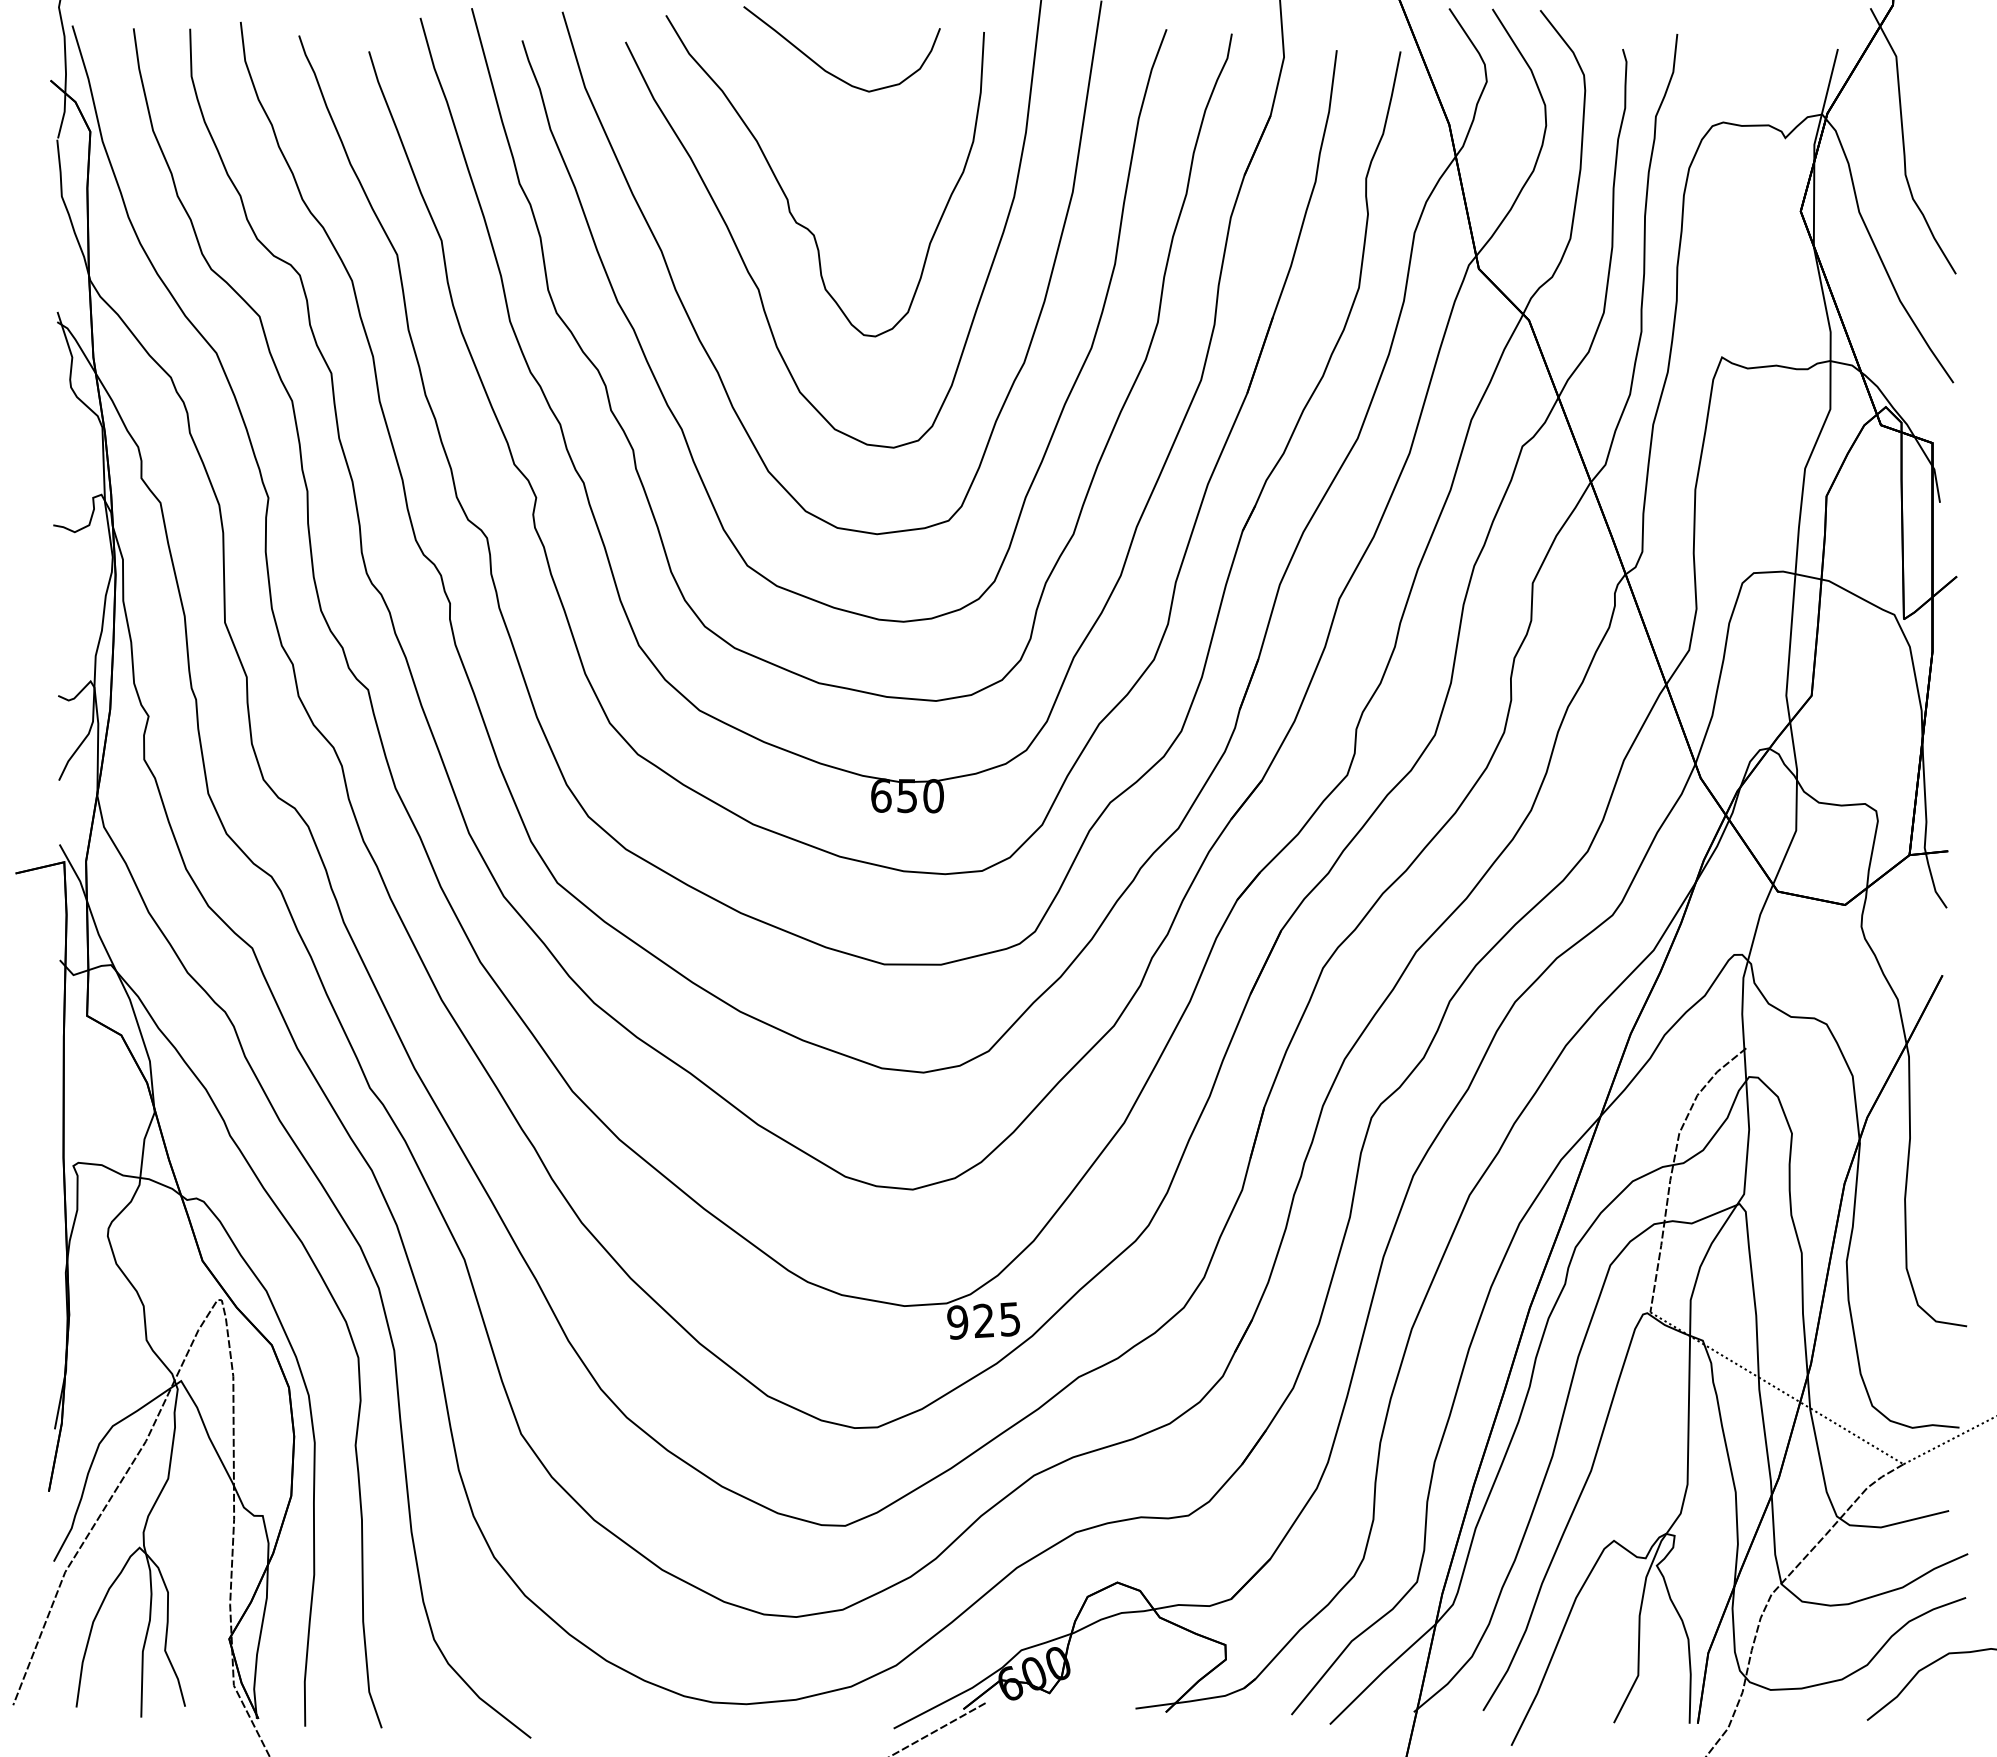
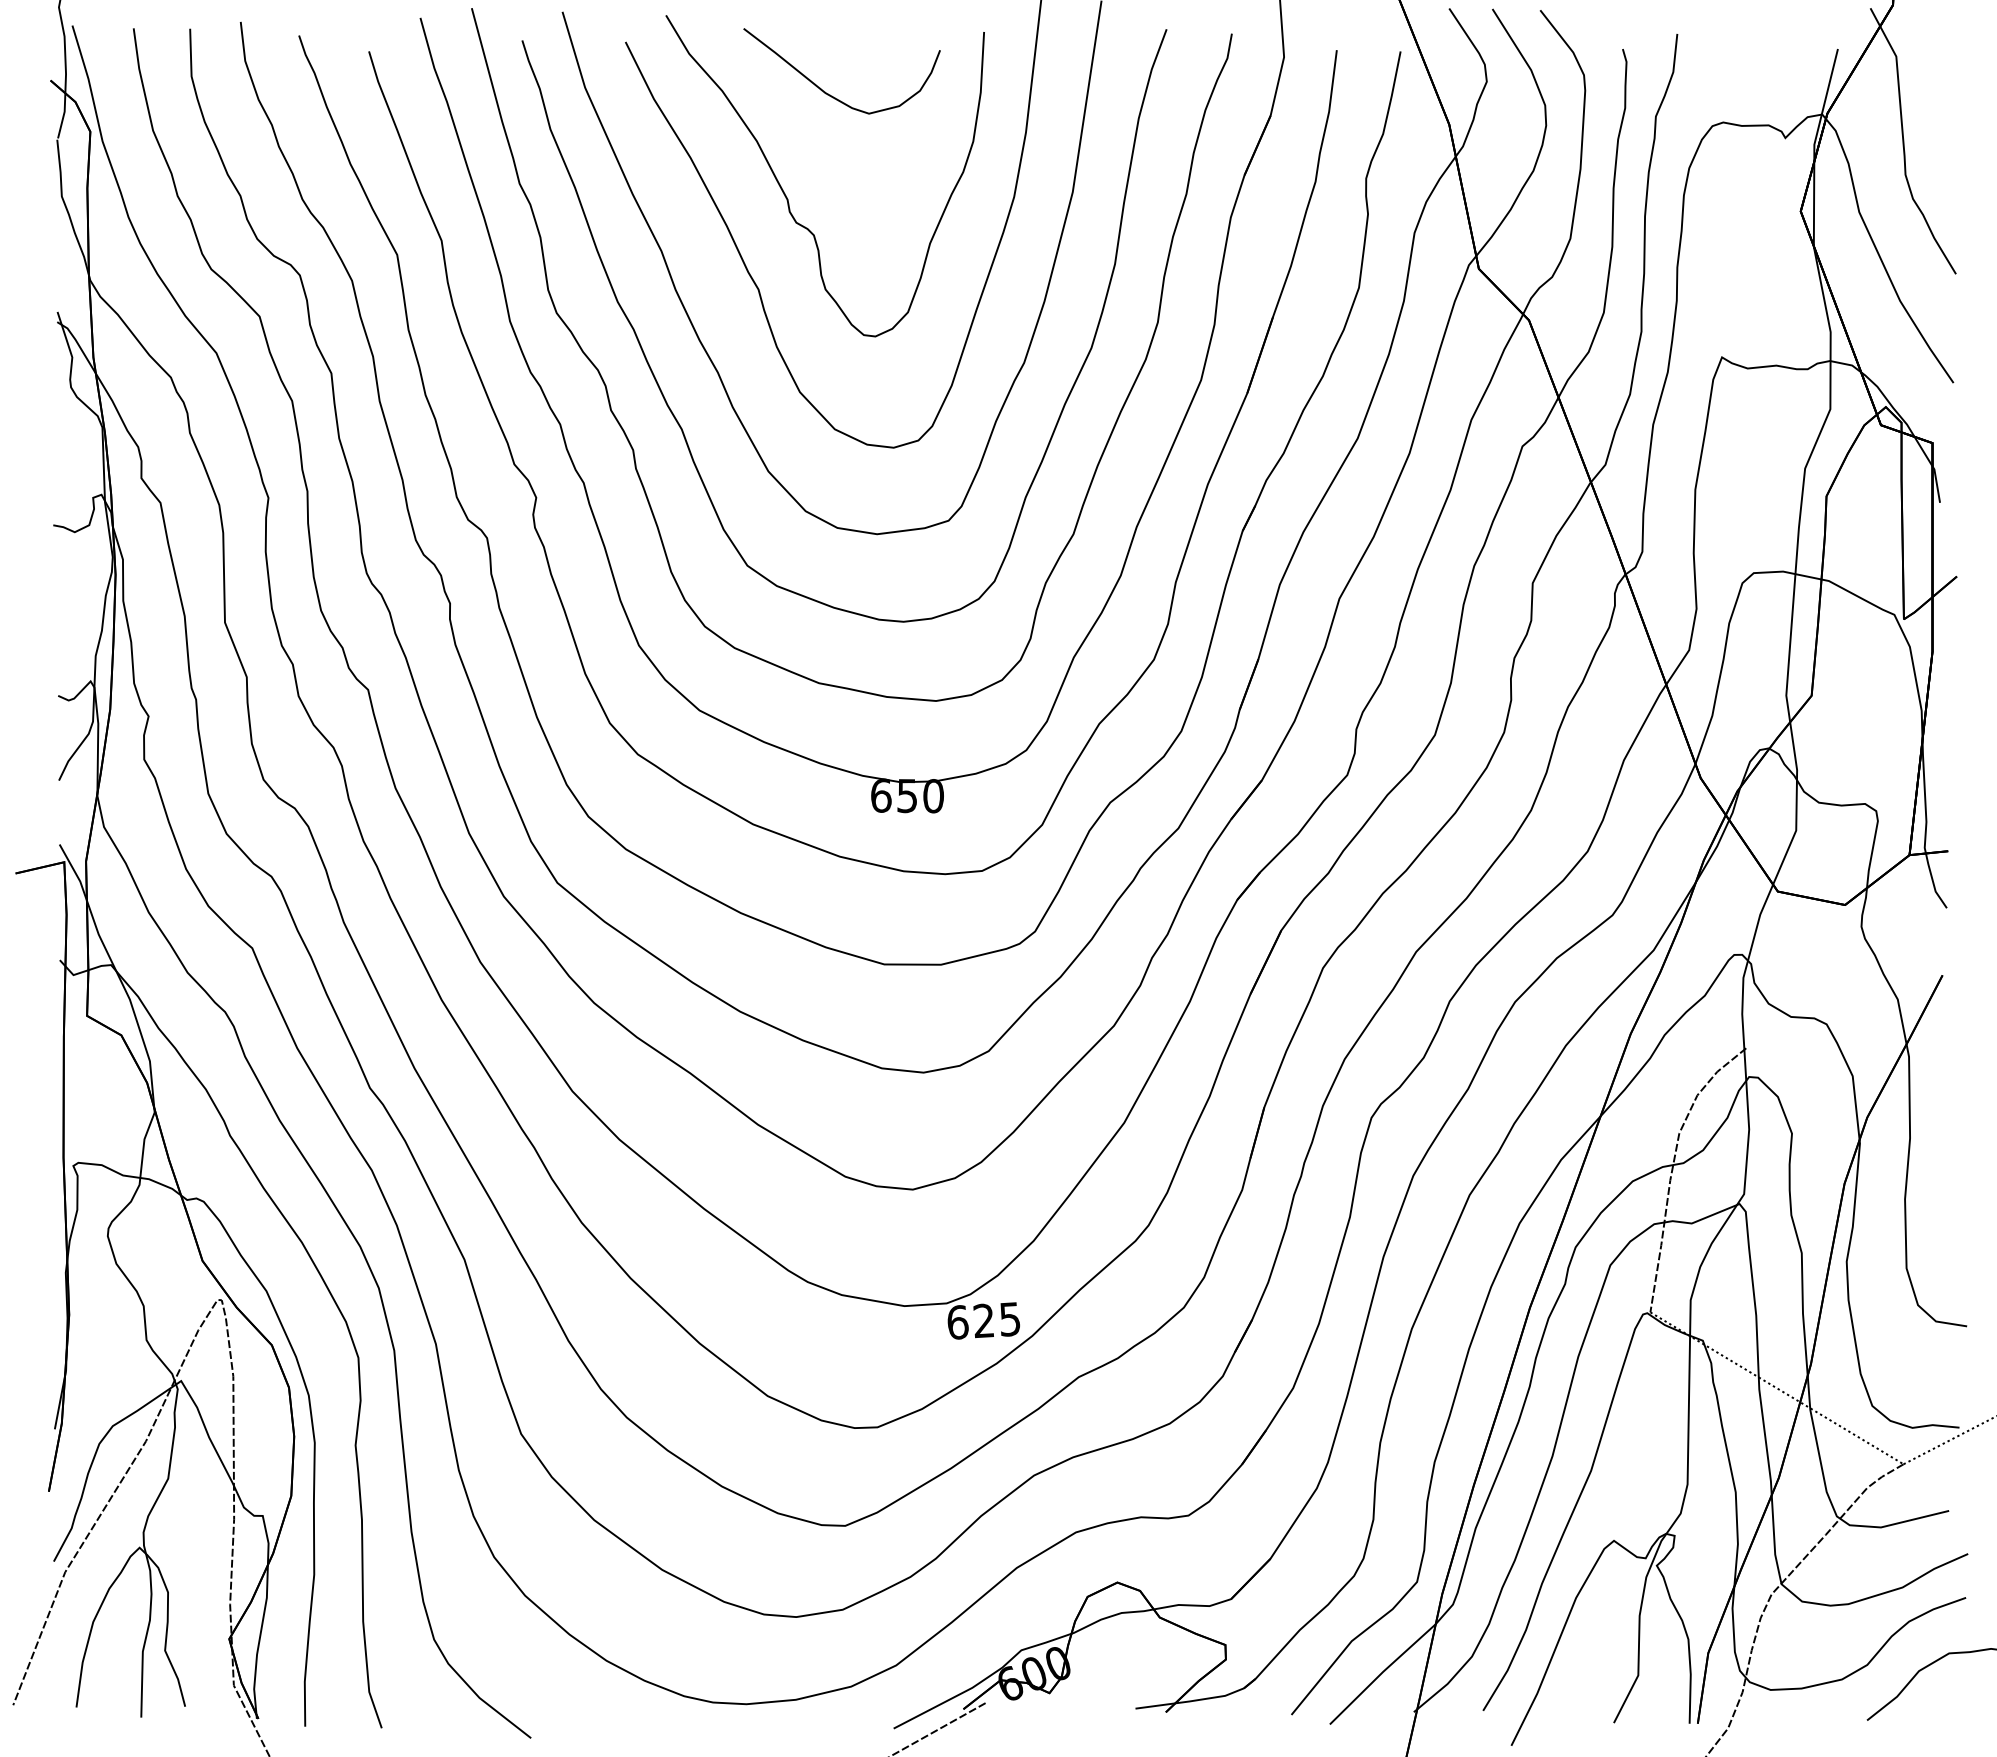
curve position: (830, 72) -> (830, 94) (830, 94)
text: 925 -> 625 (957, 1322)
